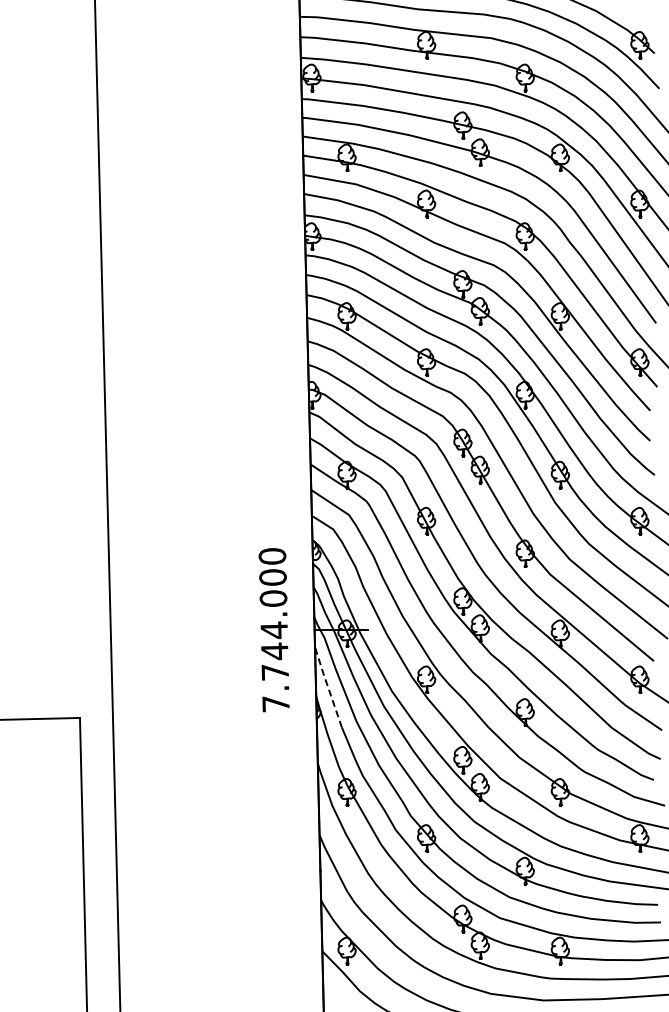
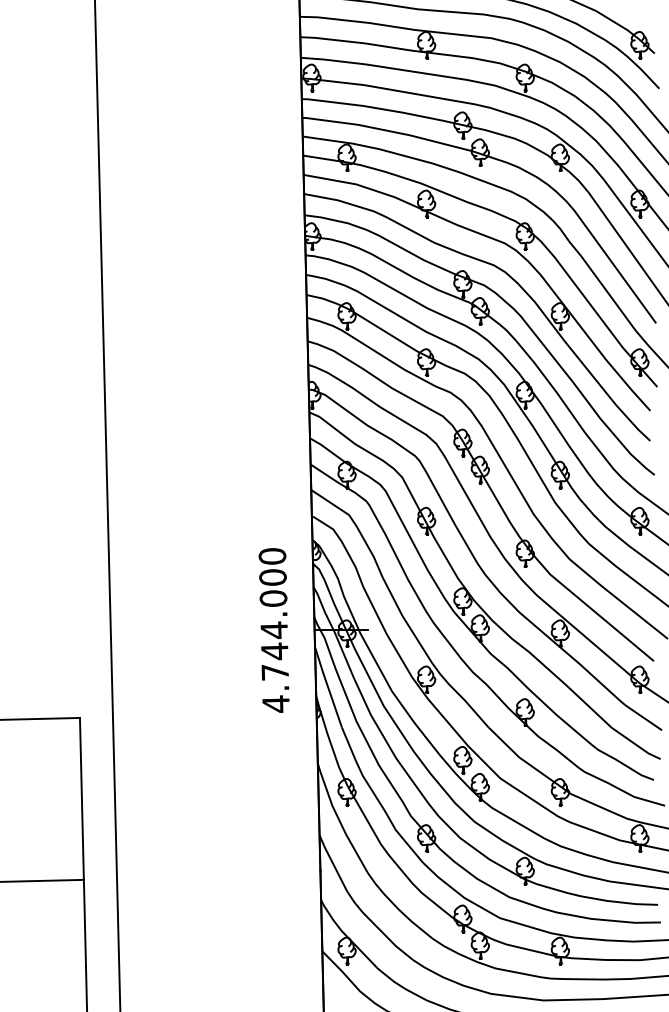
line: dashed -> solid (327, 686)
text: 7.744.000 -> 4.744.000 (275, 703)
line: none -> present (42, 880)
